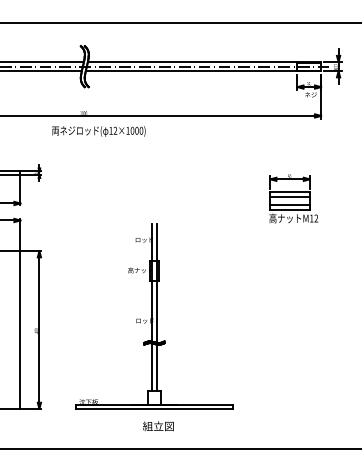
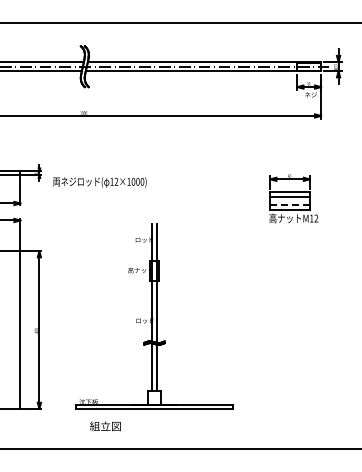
text position: (98, 131) -> (99, 182) (99, 182)
line: solid -> dashed (290, 205)
text position: (158, 426) -> (105, 426) (105, 426)
